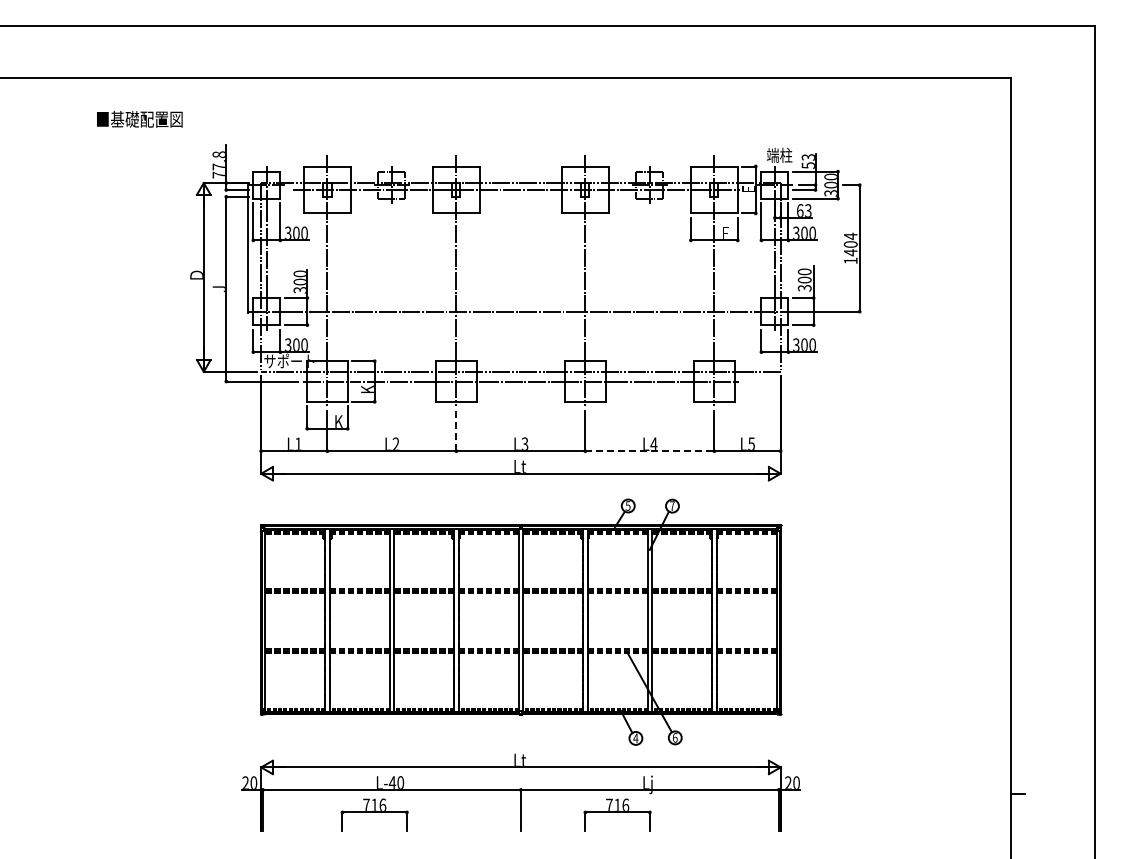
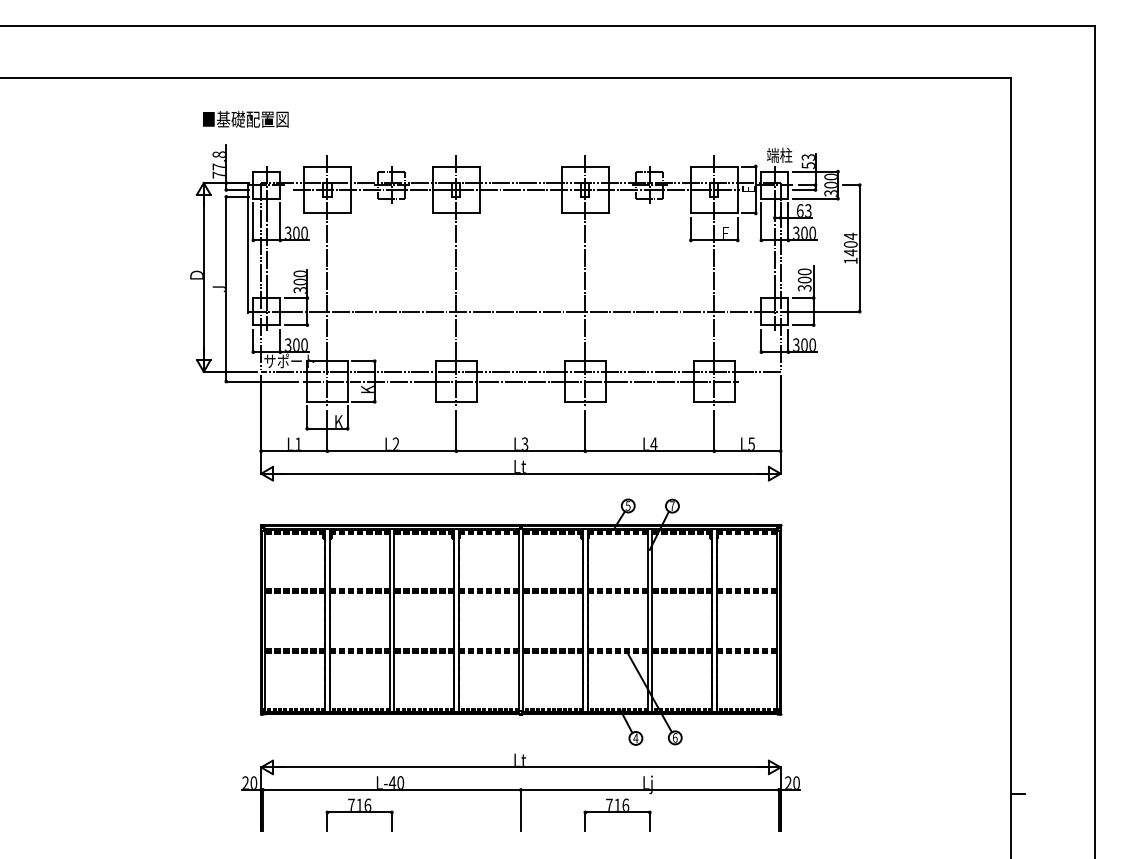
text position: (139, 119) -> (245, 119) (245, 119)
line: dashed -> solid (456, 431)
line: dashed -> solid (650, 451)
part position: (374, 814) -> (359, 814) (359, 814)
